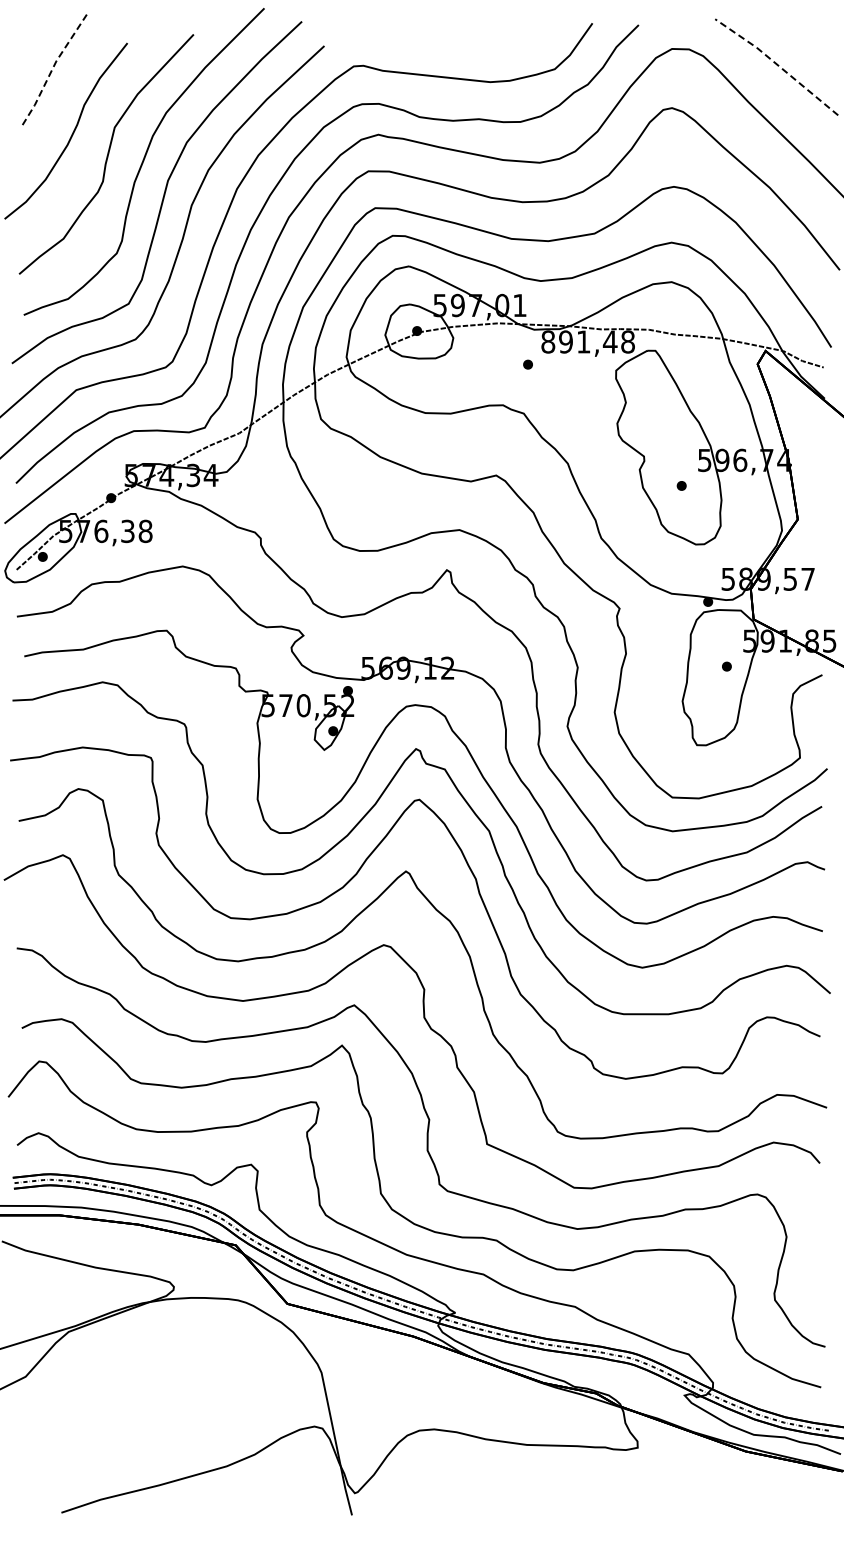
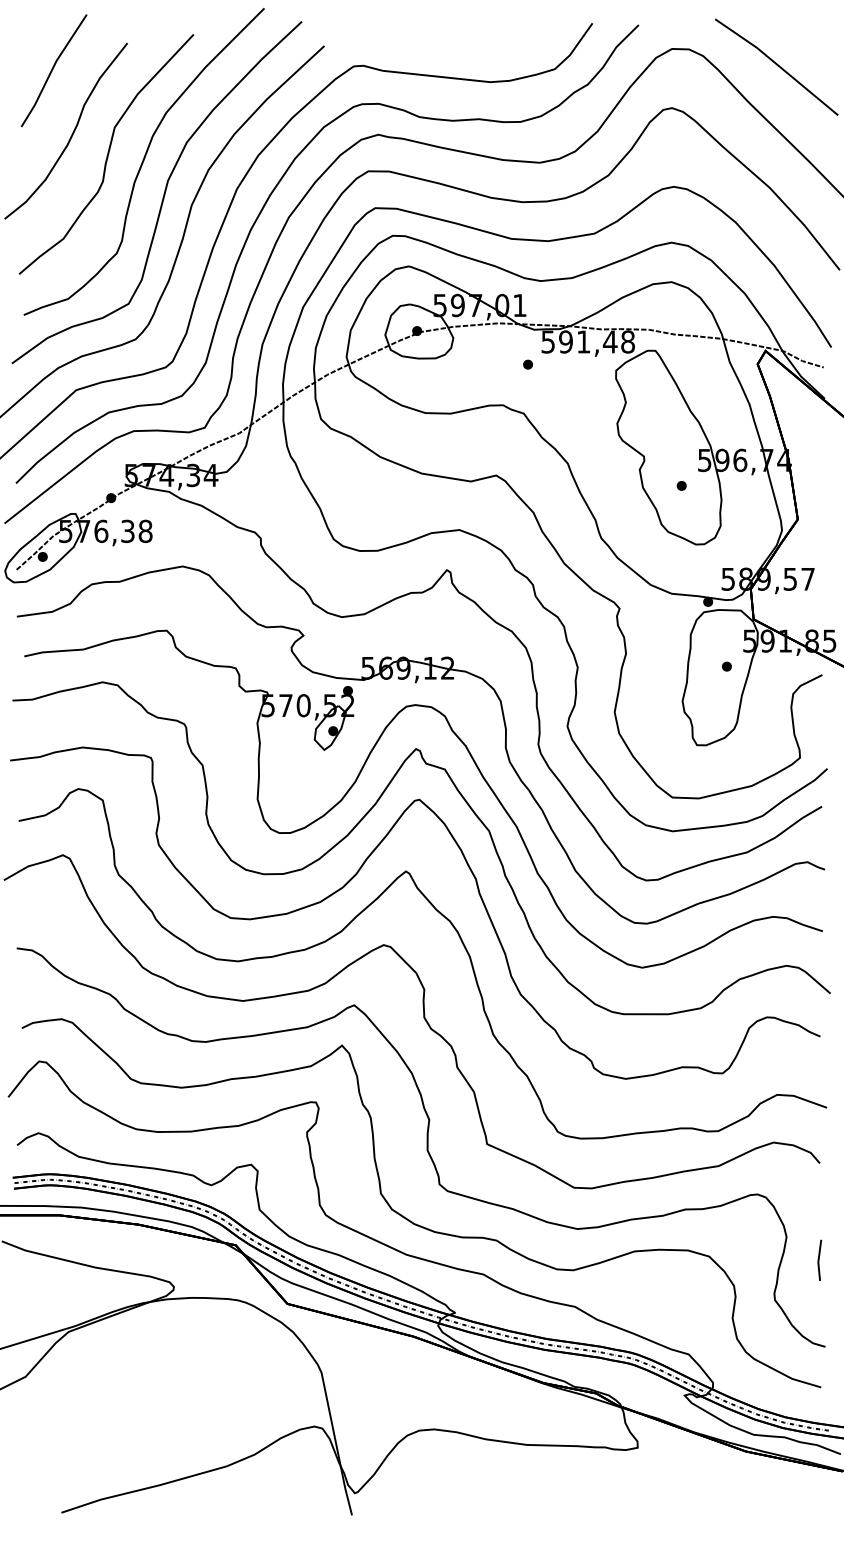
line: dashed -> solid (777, 64)
line: dashed -> solid (52, 69)
text: 891,48 -> 591,48 (548, 341)
line: none -> present (819, 1259)
